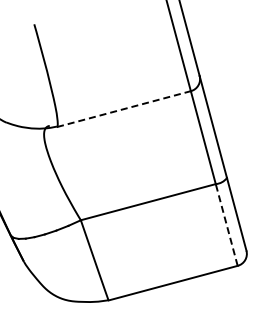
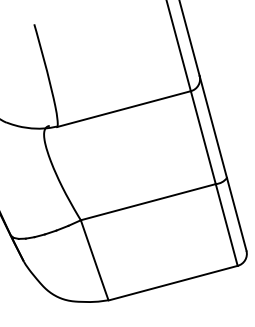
line: dashed -> solid (124, 108)
line: dashed -> solid (226, 224)
